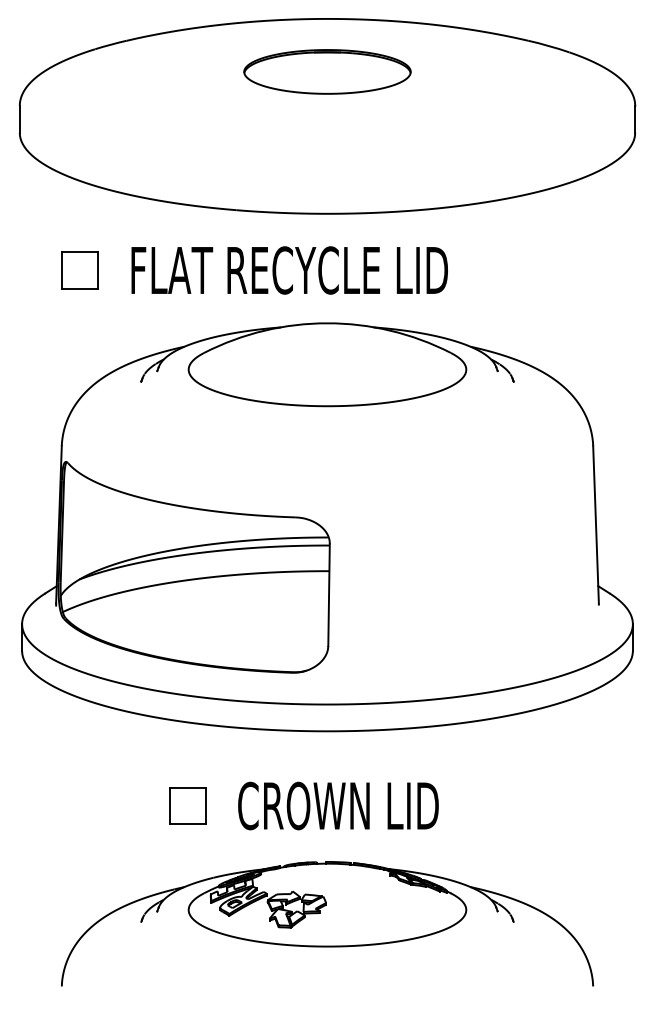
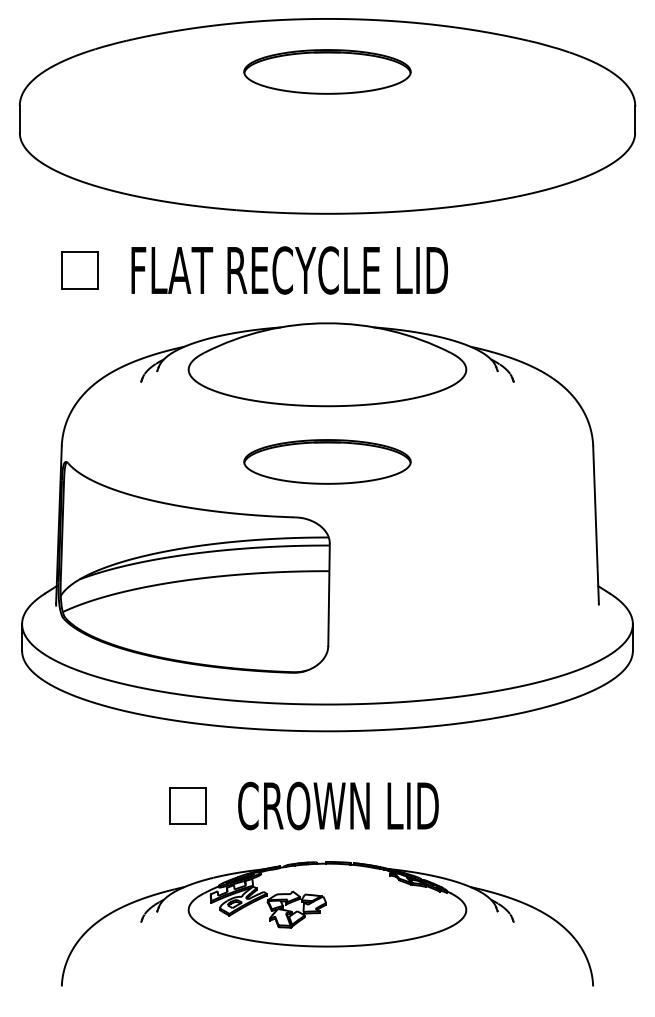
part: none -> present (327, 461)
